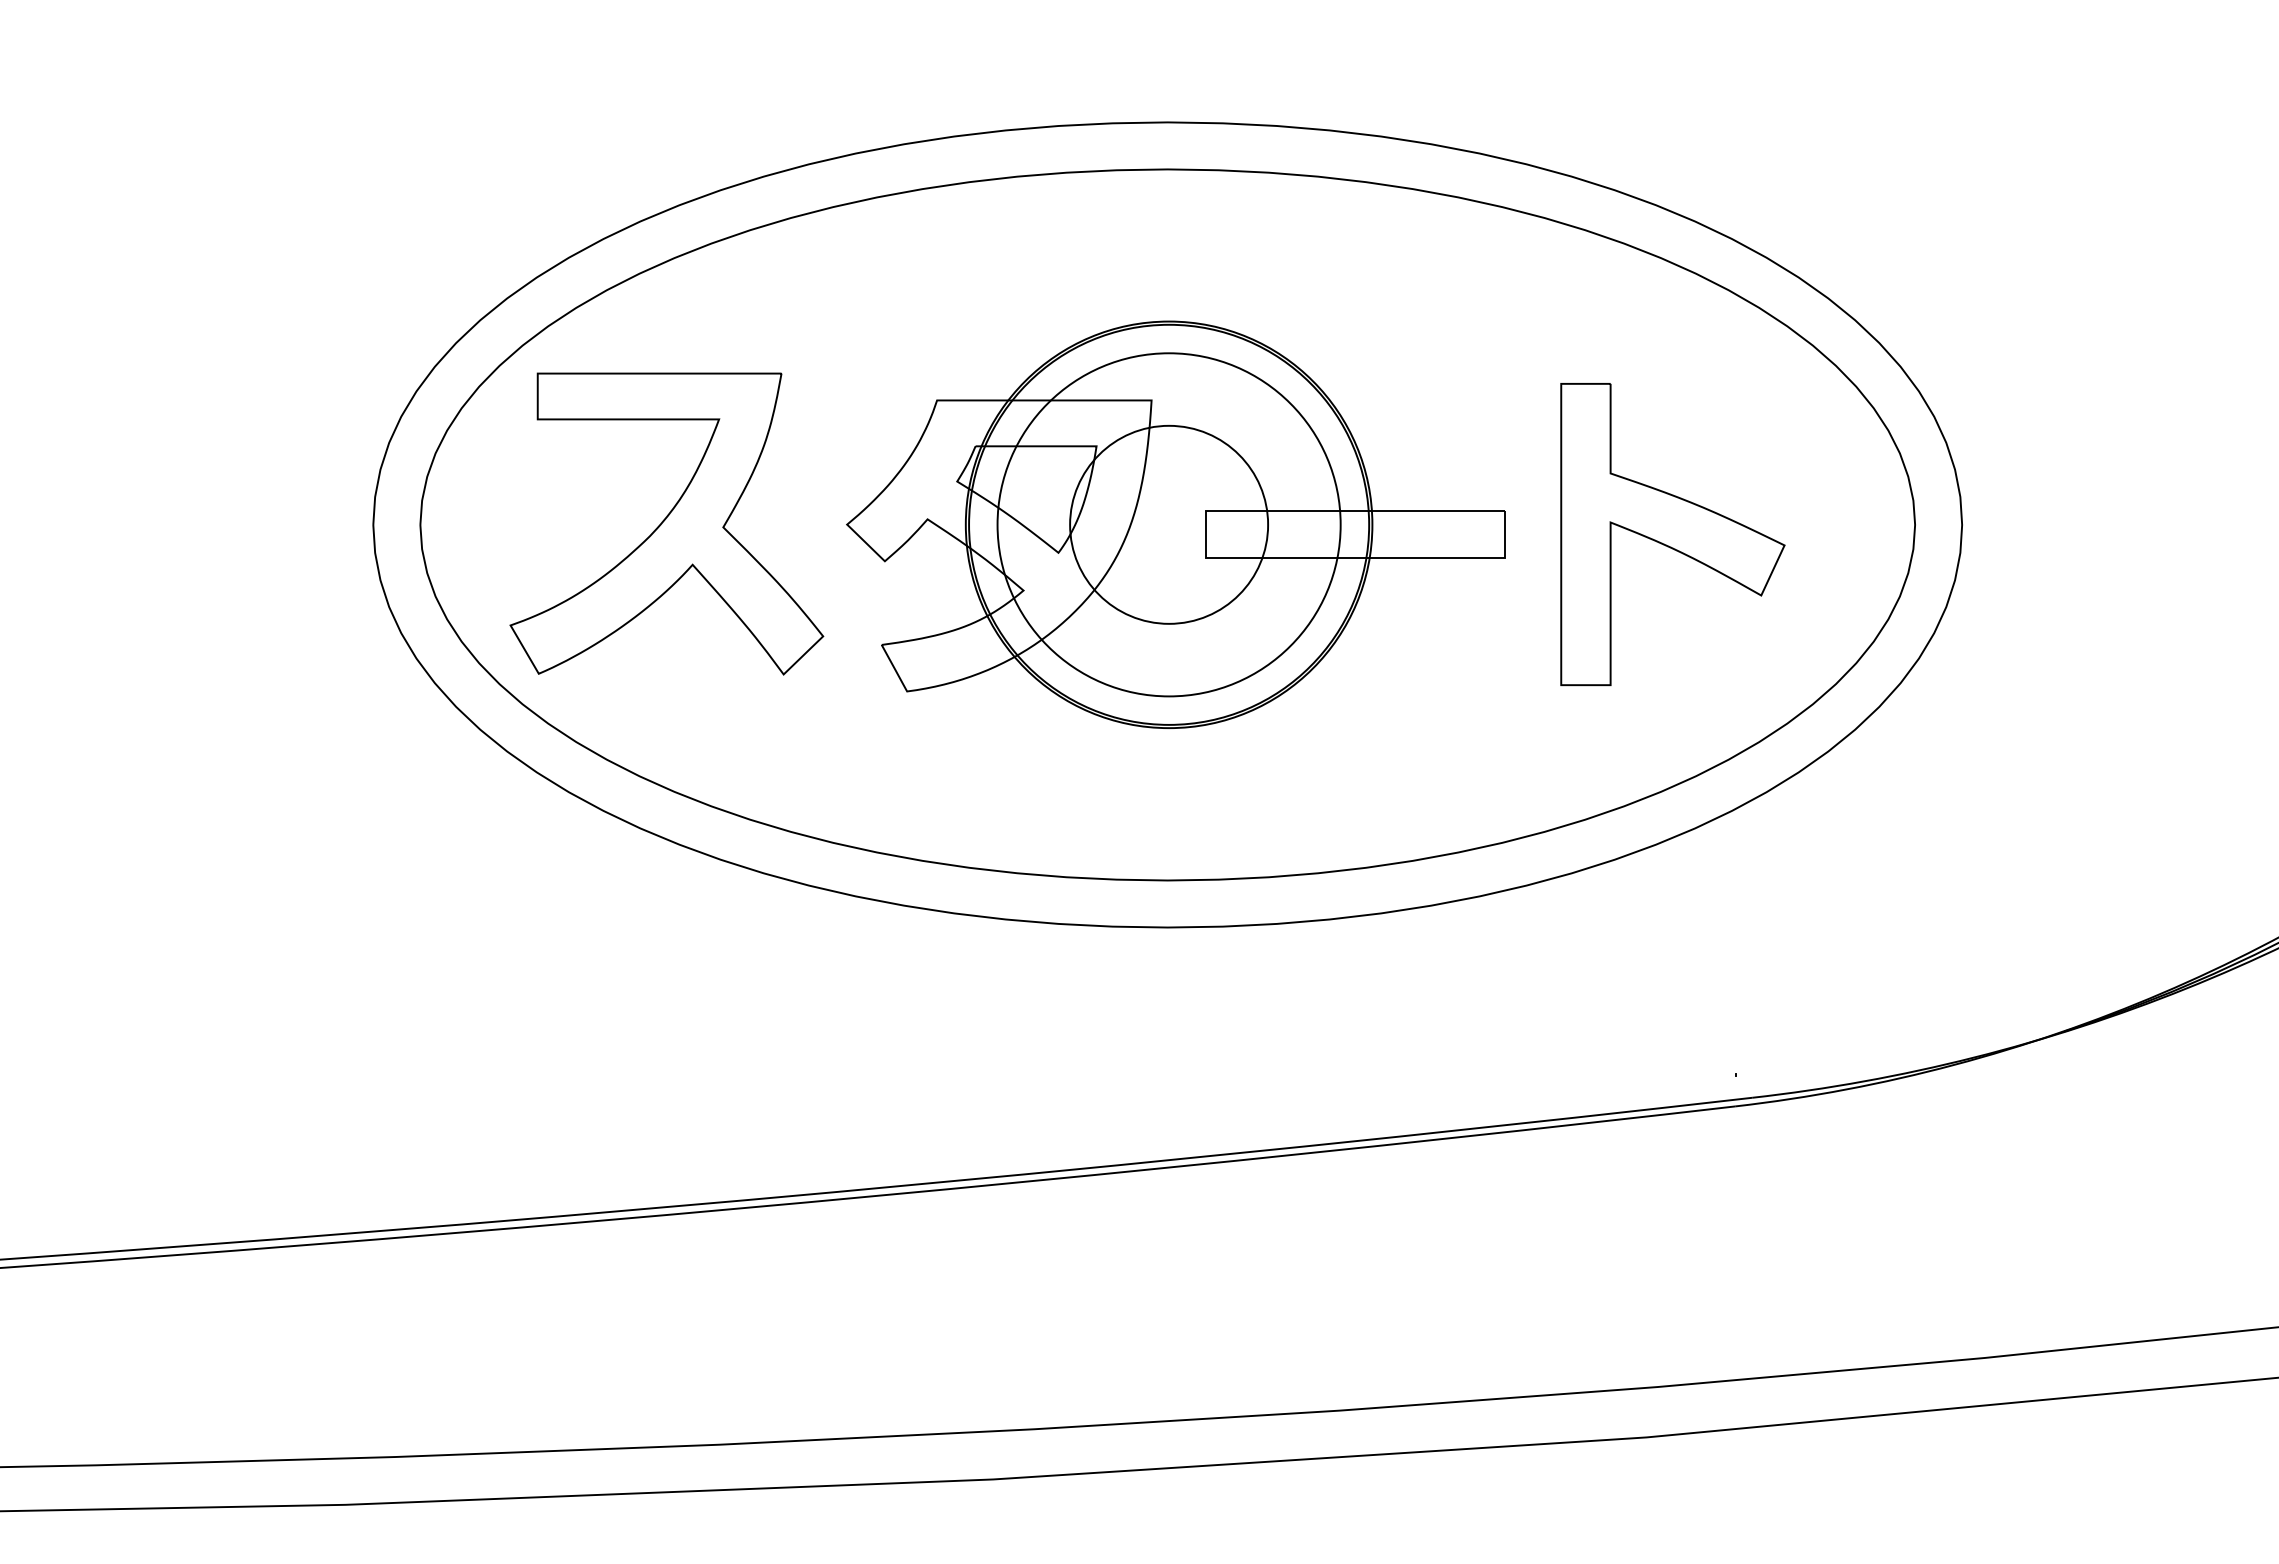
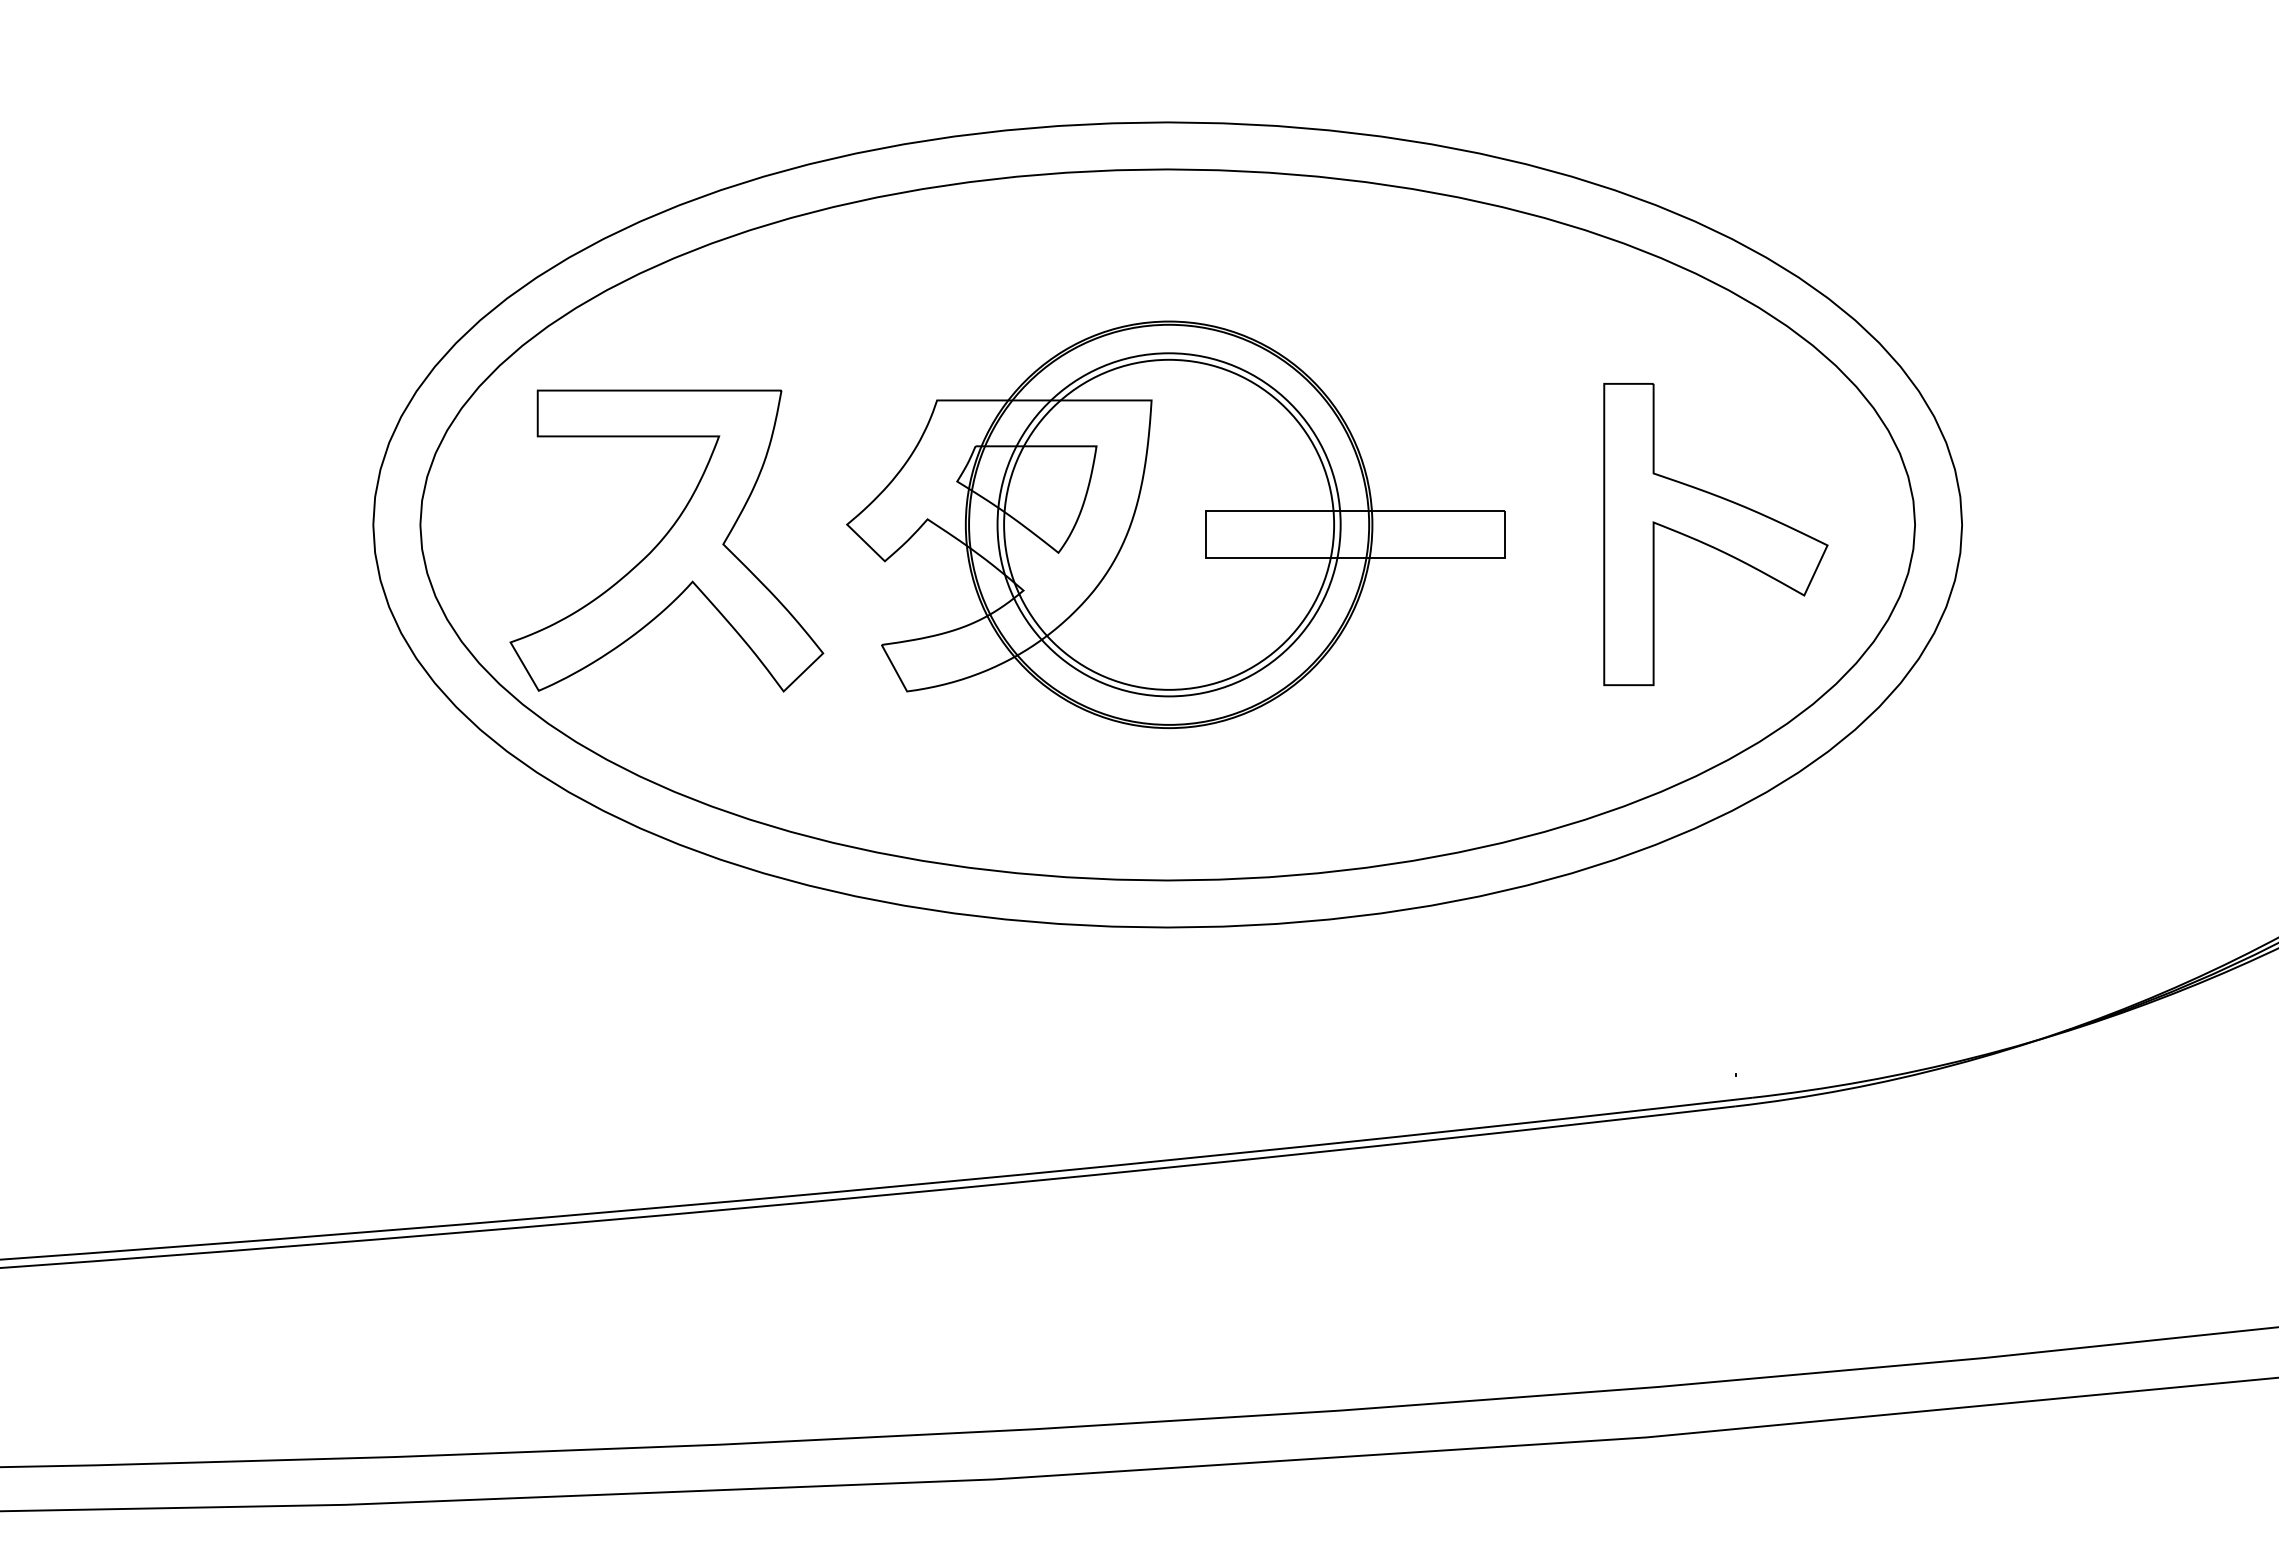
part position: (666, 523) -> (666, 540) (666, 540)
circle diameter: 198 px -> 330 px (1169, 524)
part position: (1672, 534) -> (1715, 534) (1715, 534)
